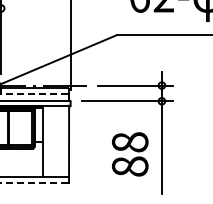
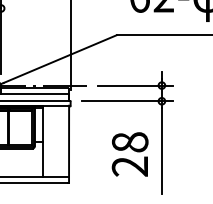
line: dashed -> solid (34, 93)
text: 88 -> 28 (129, 166)
line: dashed -> solid (33, 183)
